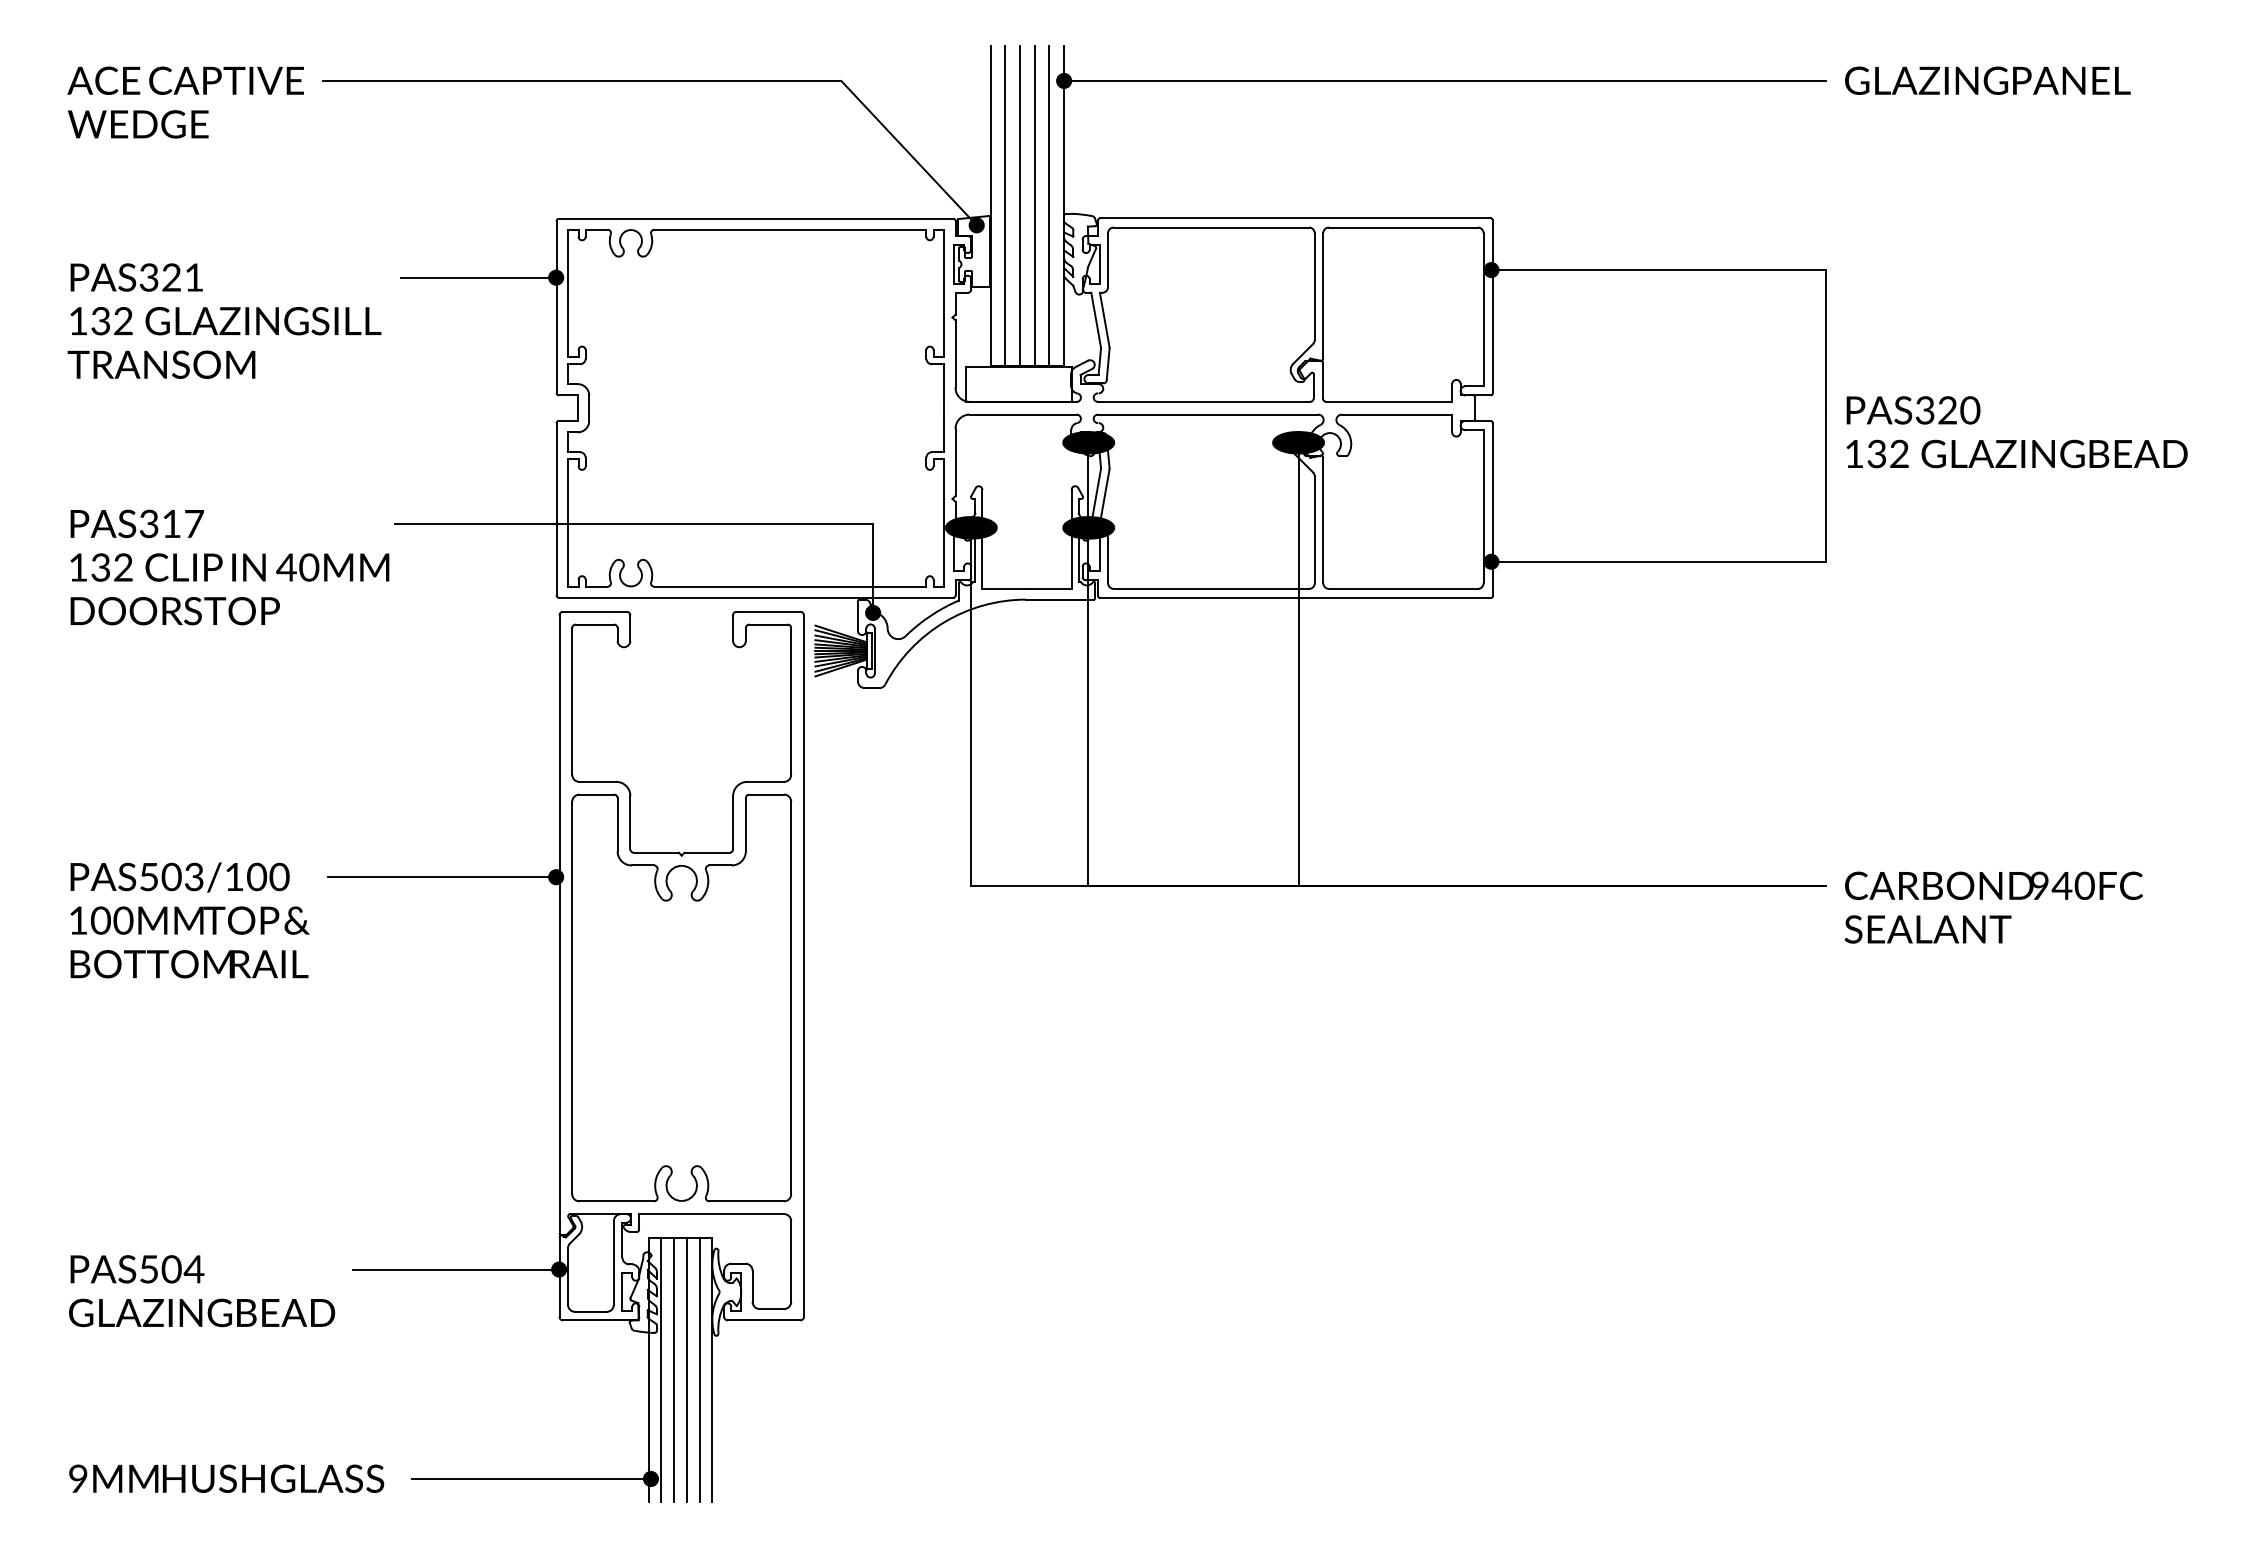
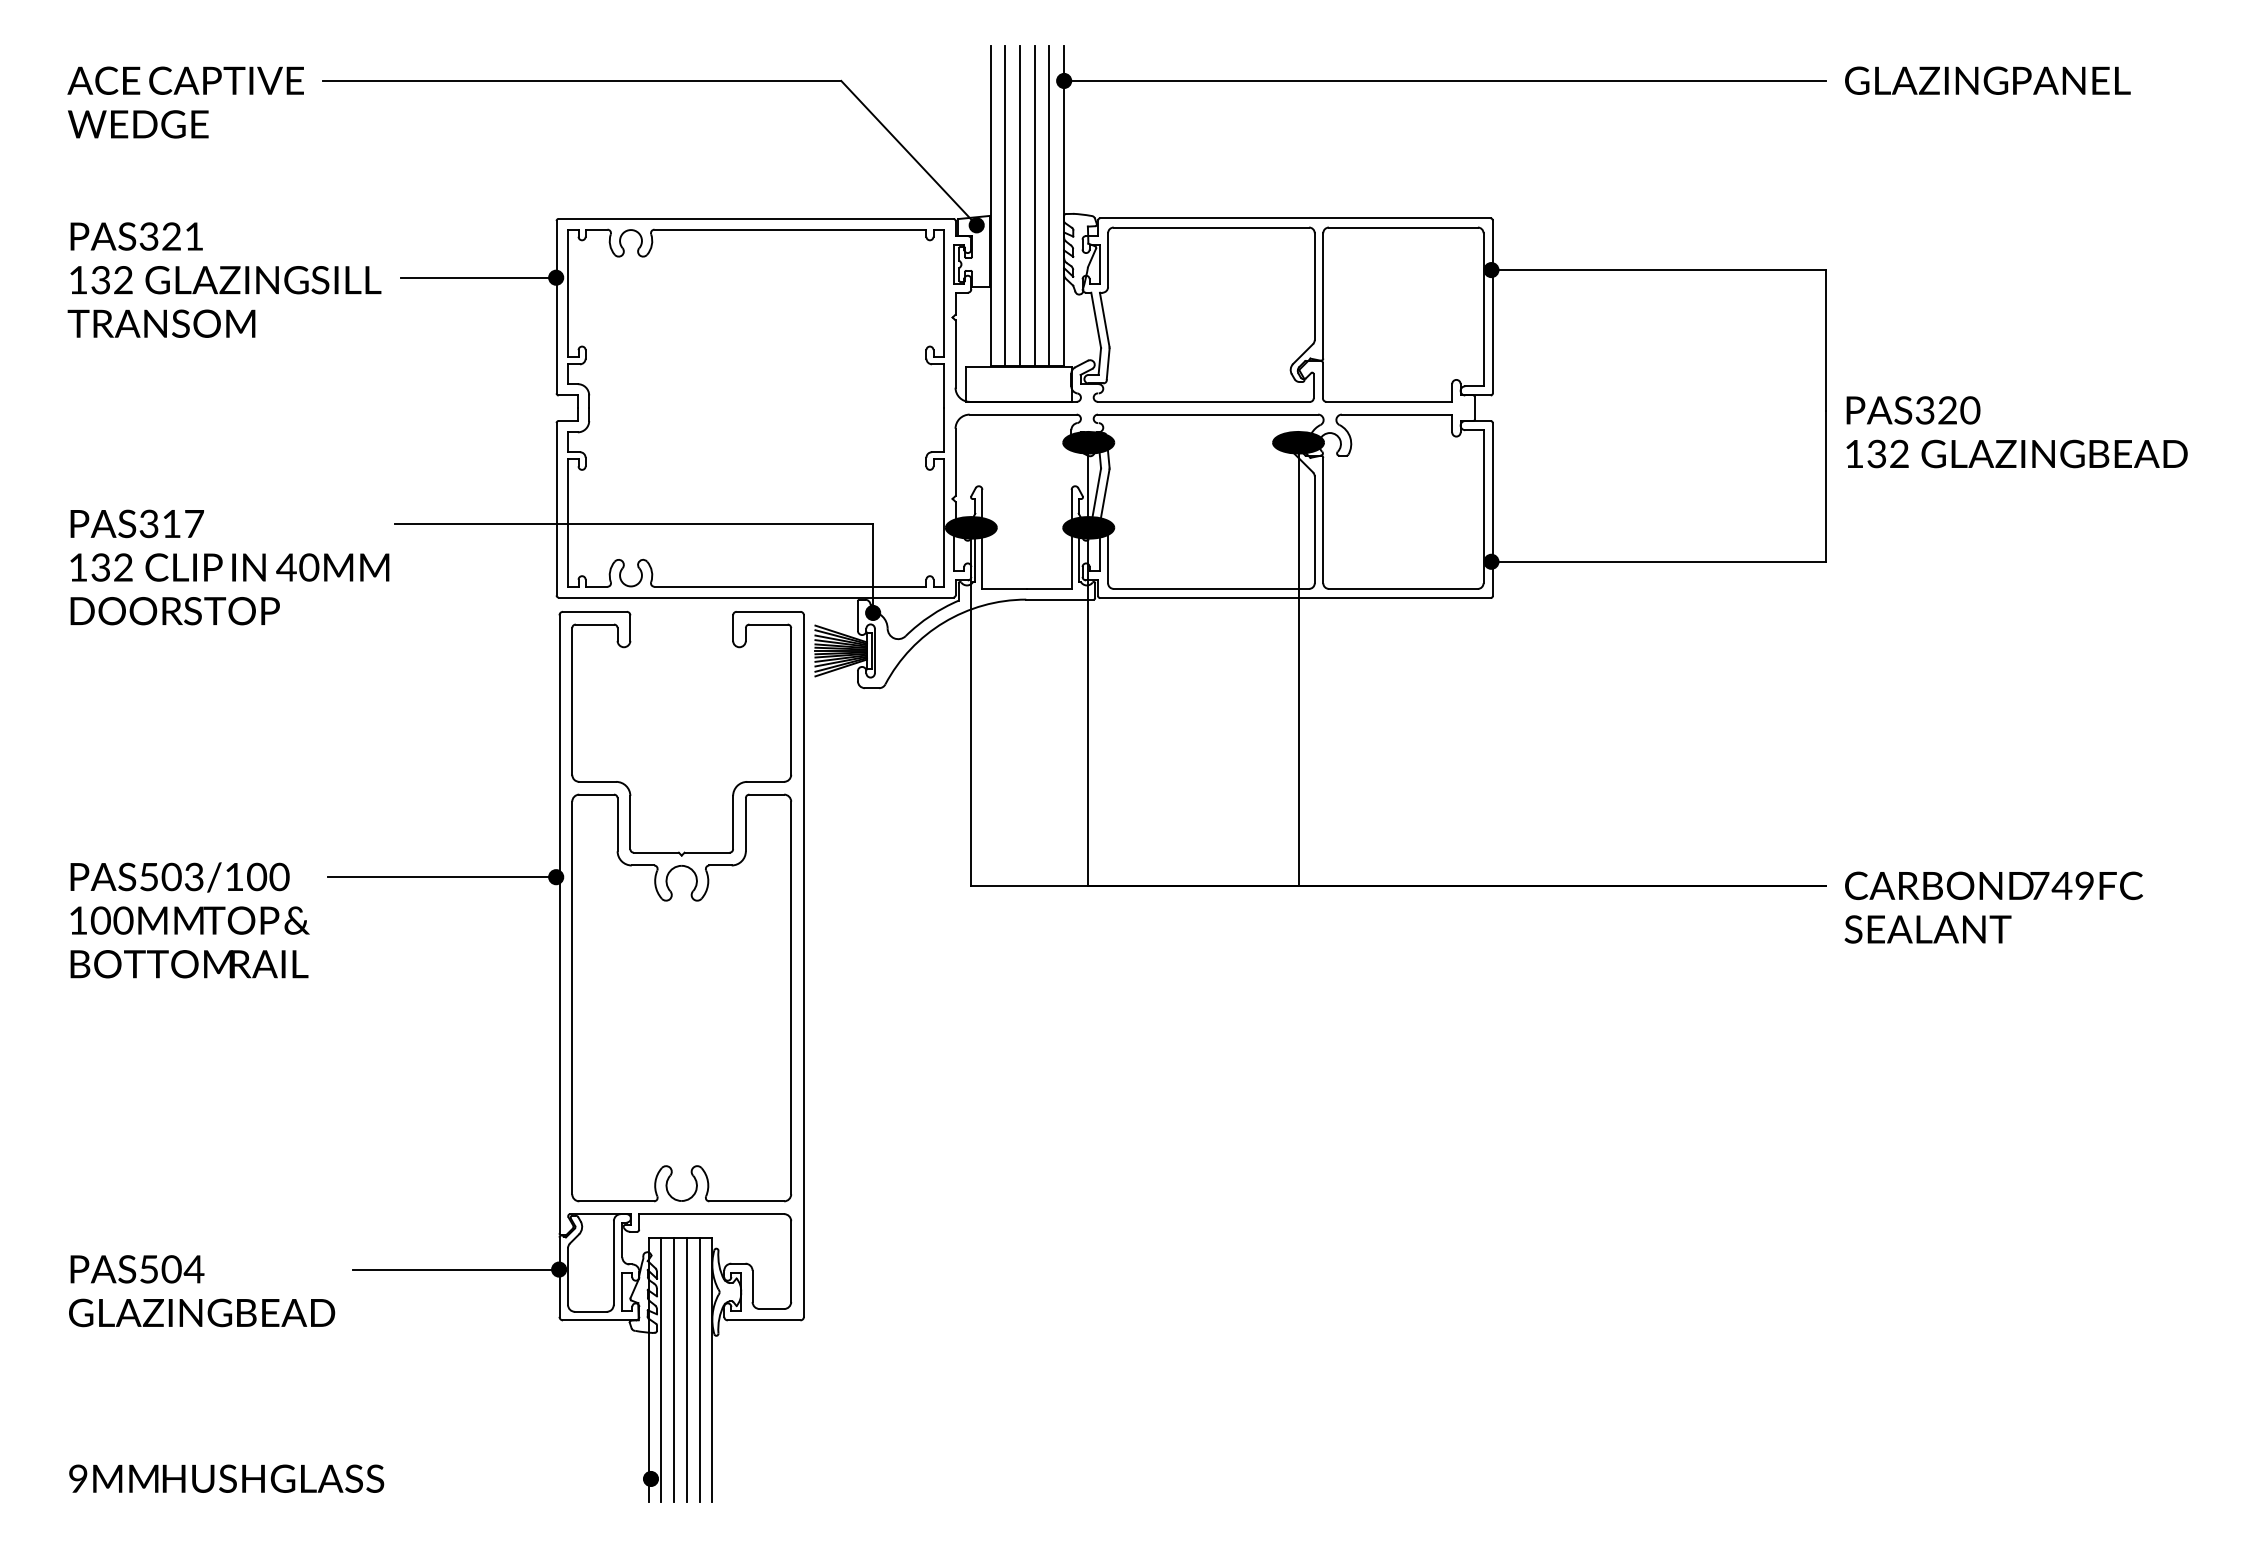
text position: (224, 320) -> (224, 279) (224, 279)
text: 940FC -> 749FC (2062, 885)
line: present -> none (531, 1478)
